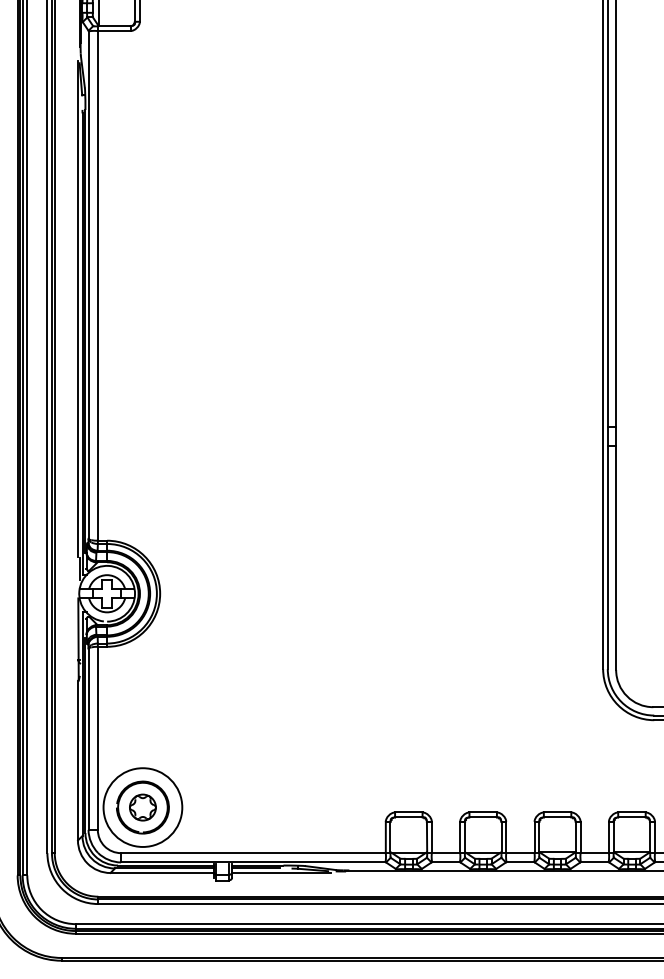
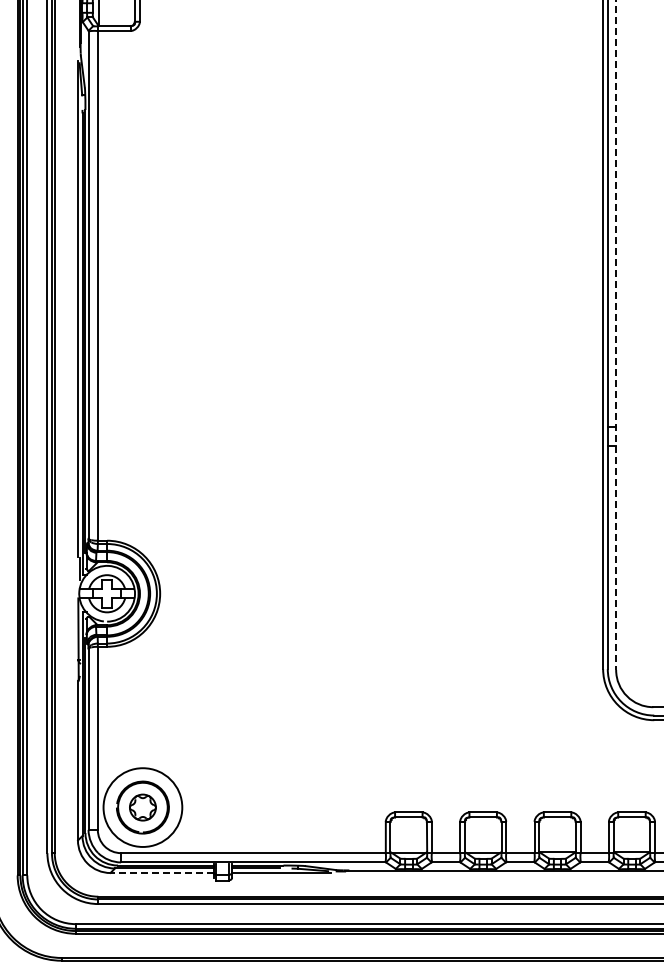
line: solid -> dashed (616, 335)
line: solid -> dashed (162, 873)
